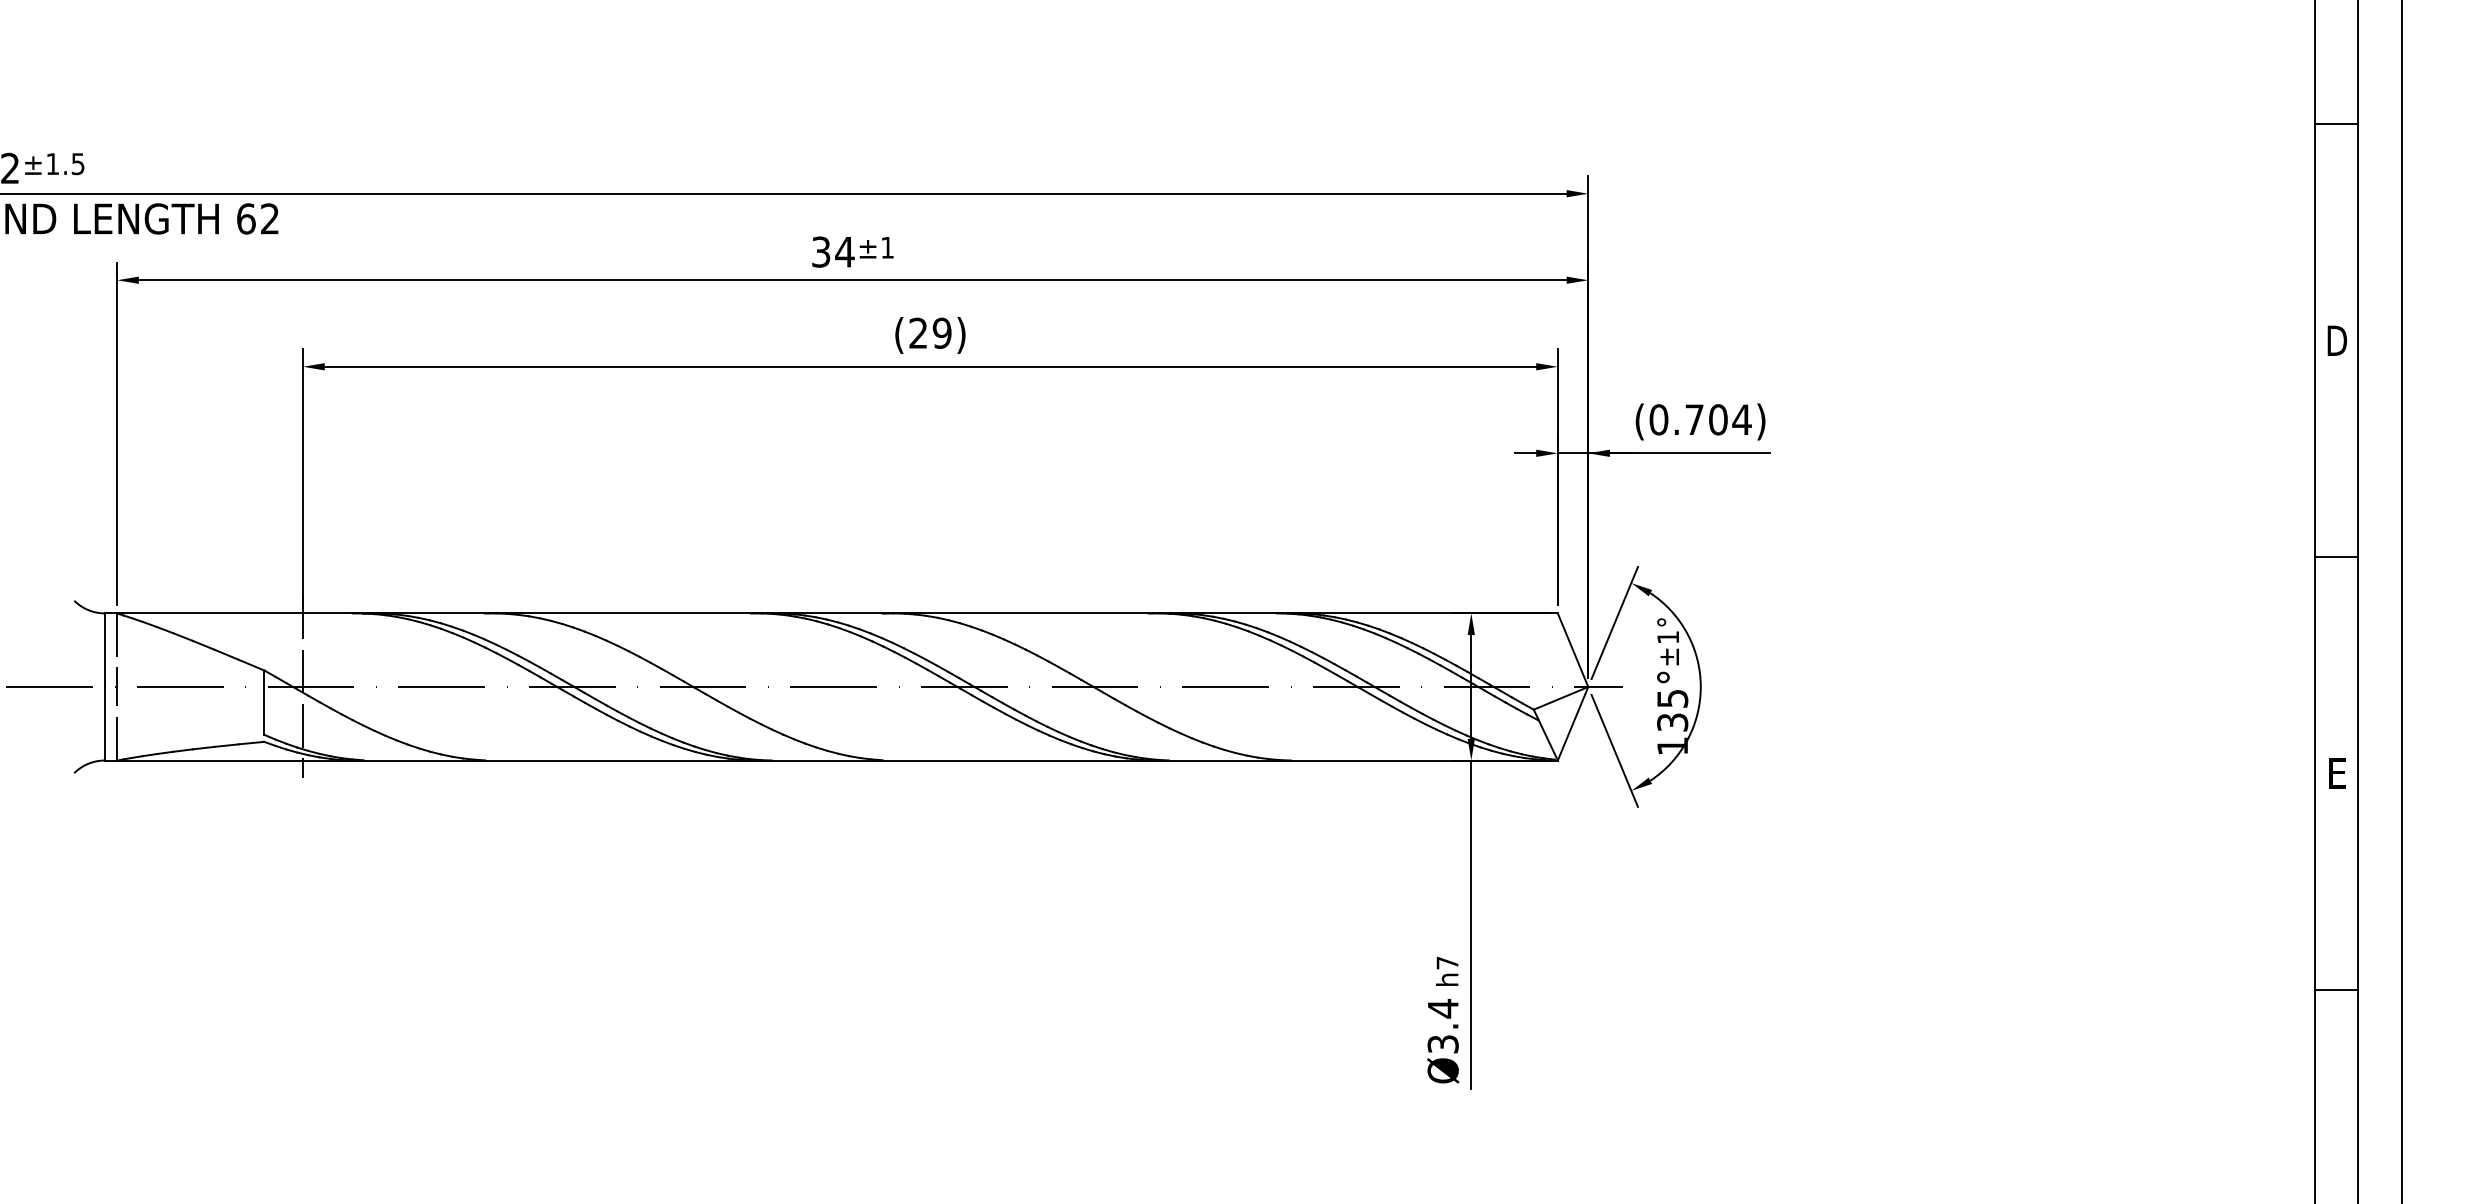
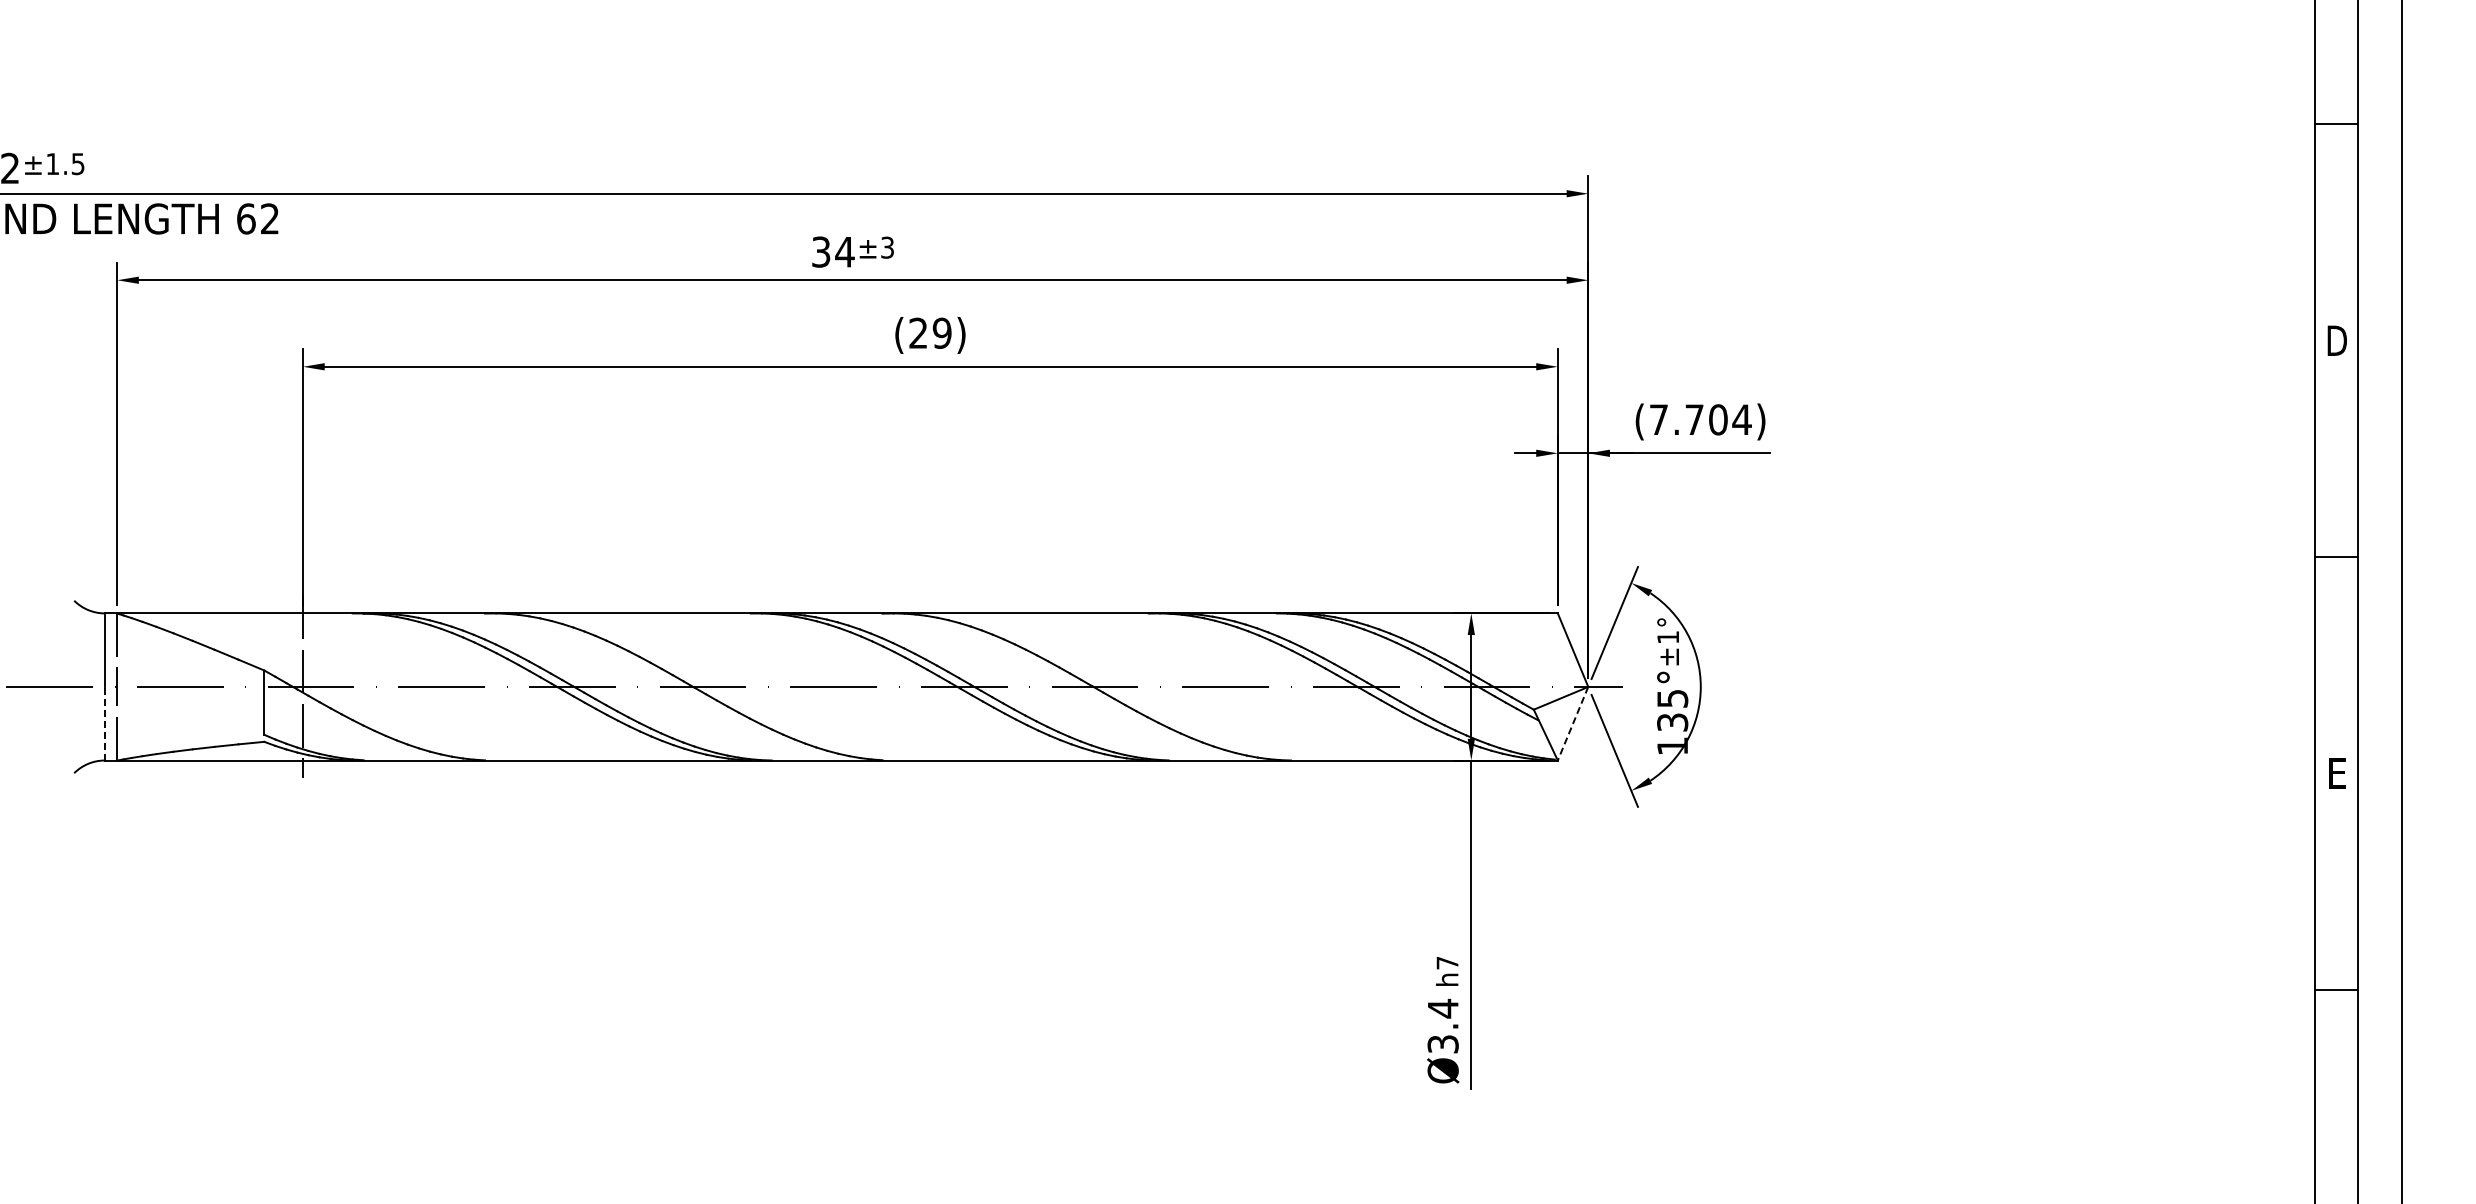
text: ±1 -> ±3 (887, 247)
text: (0.704) -> (7.704) (1658, 419)
line: solid -> dashed (104, 723)
line: solid -> dashed (1573, 723)
